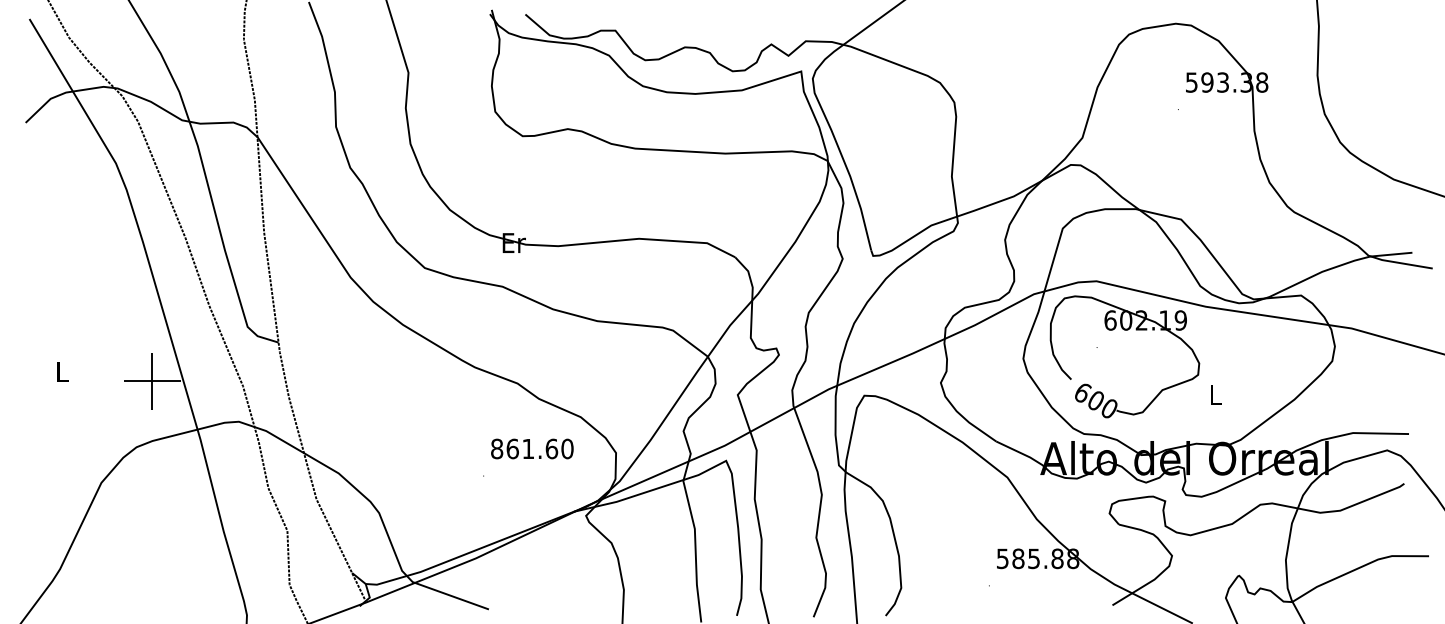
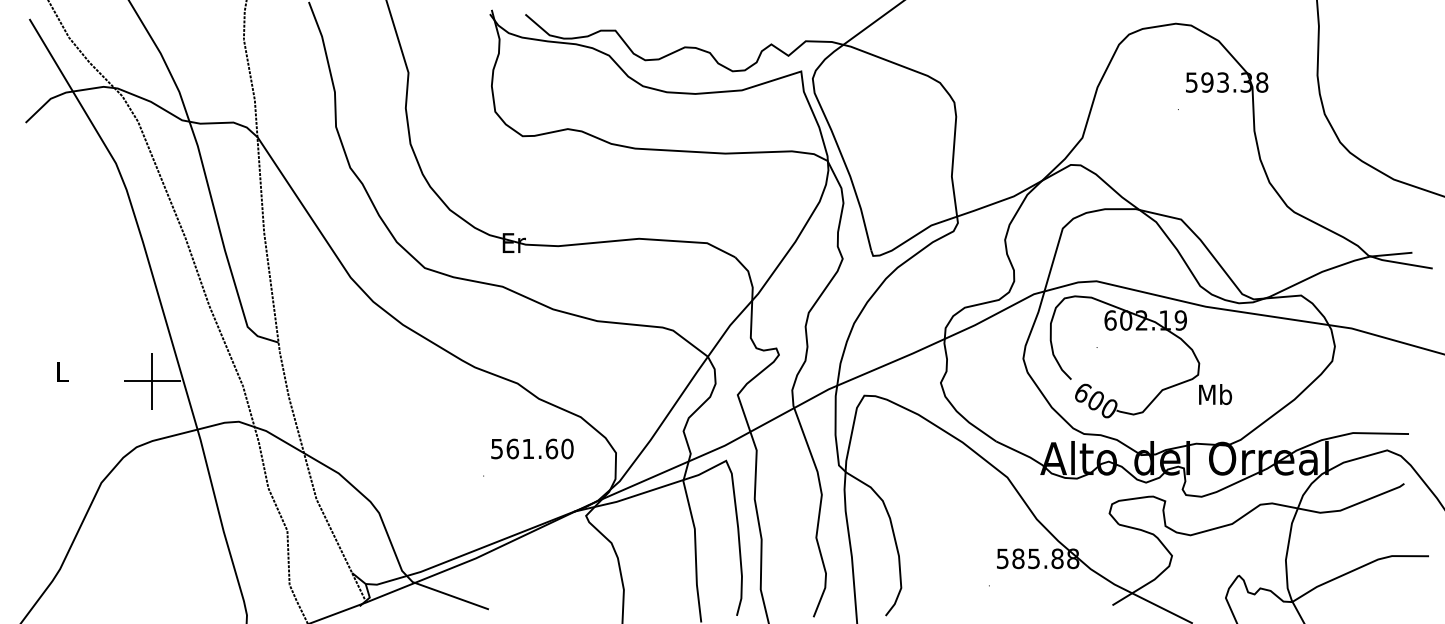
text: L -> Mb (1215, 394)
text: 861.60 -> 561.60 (497, 448)
